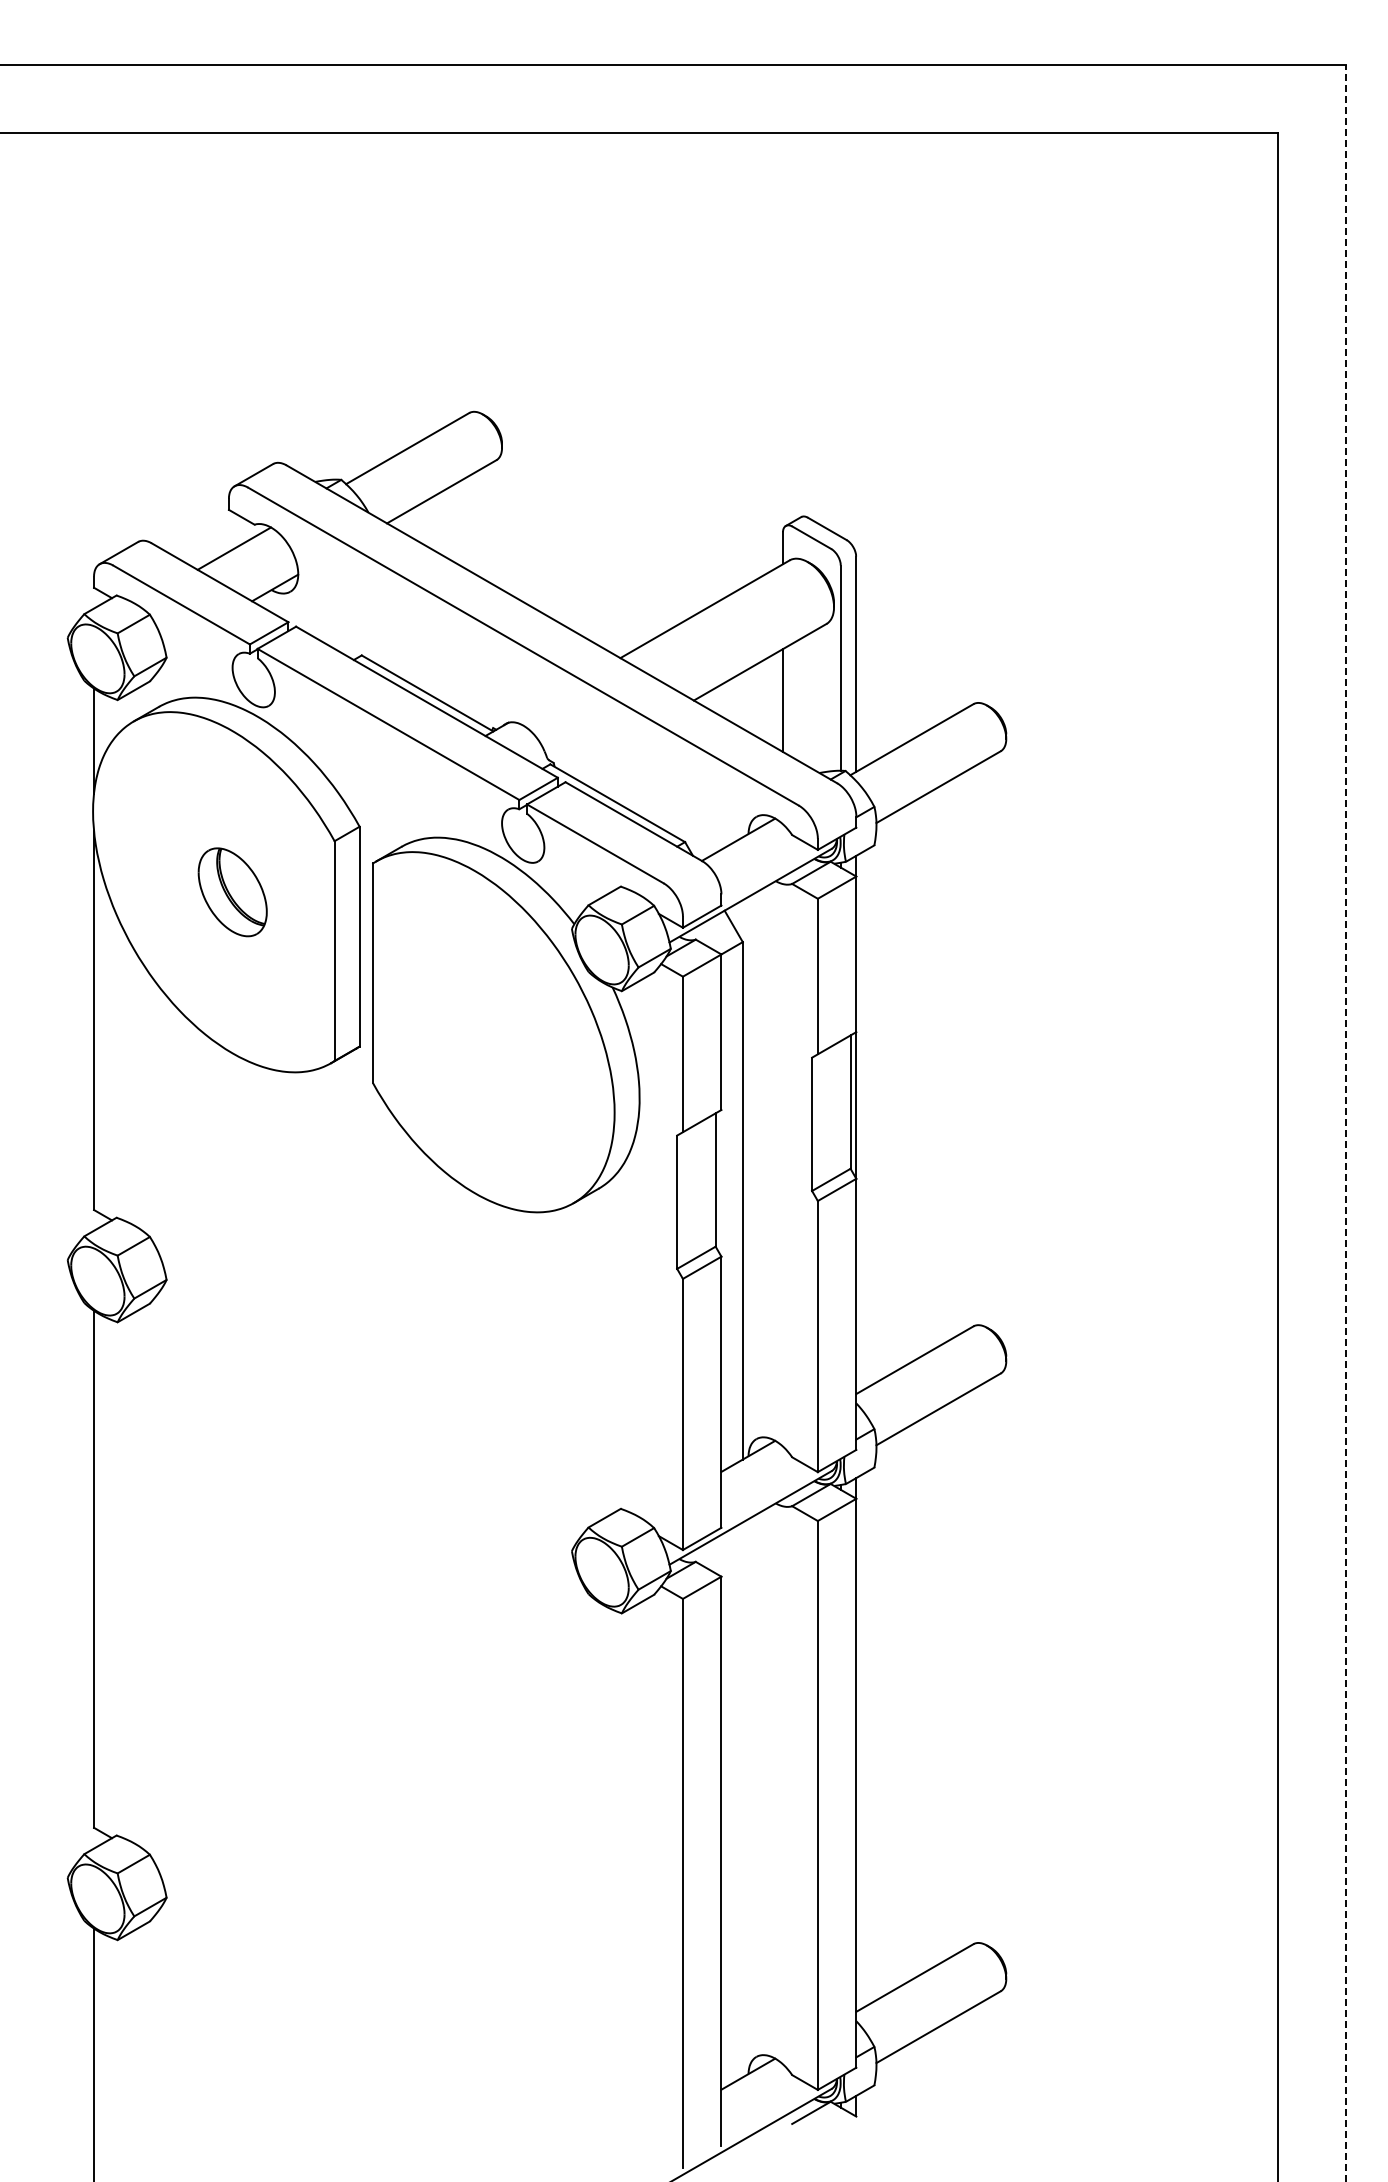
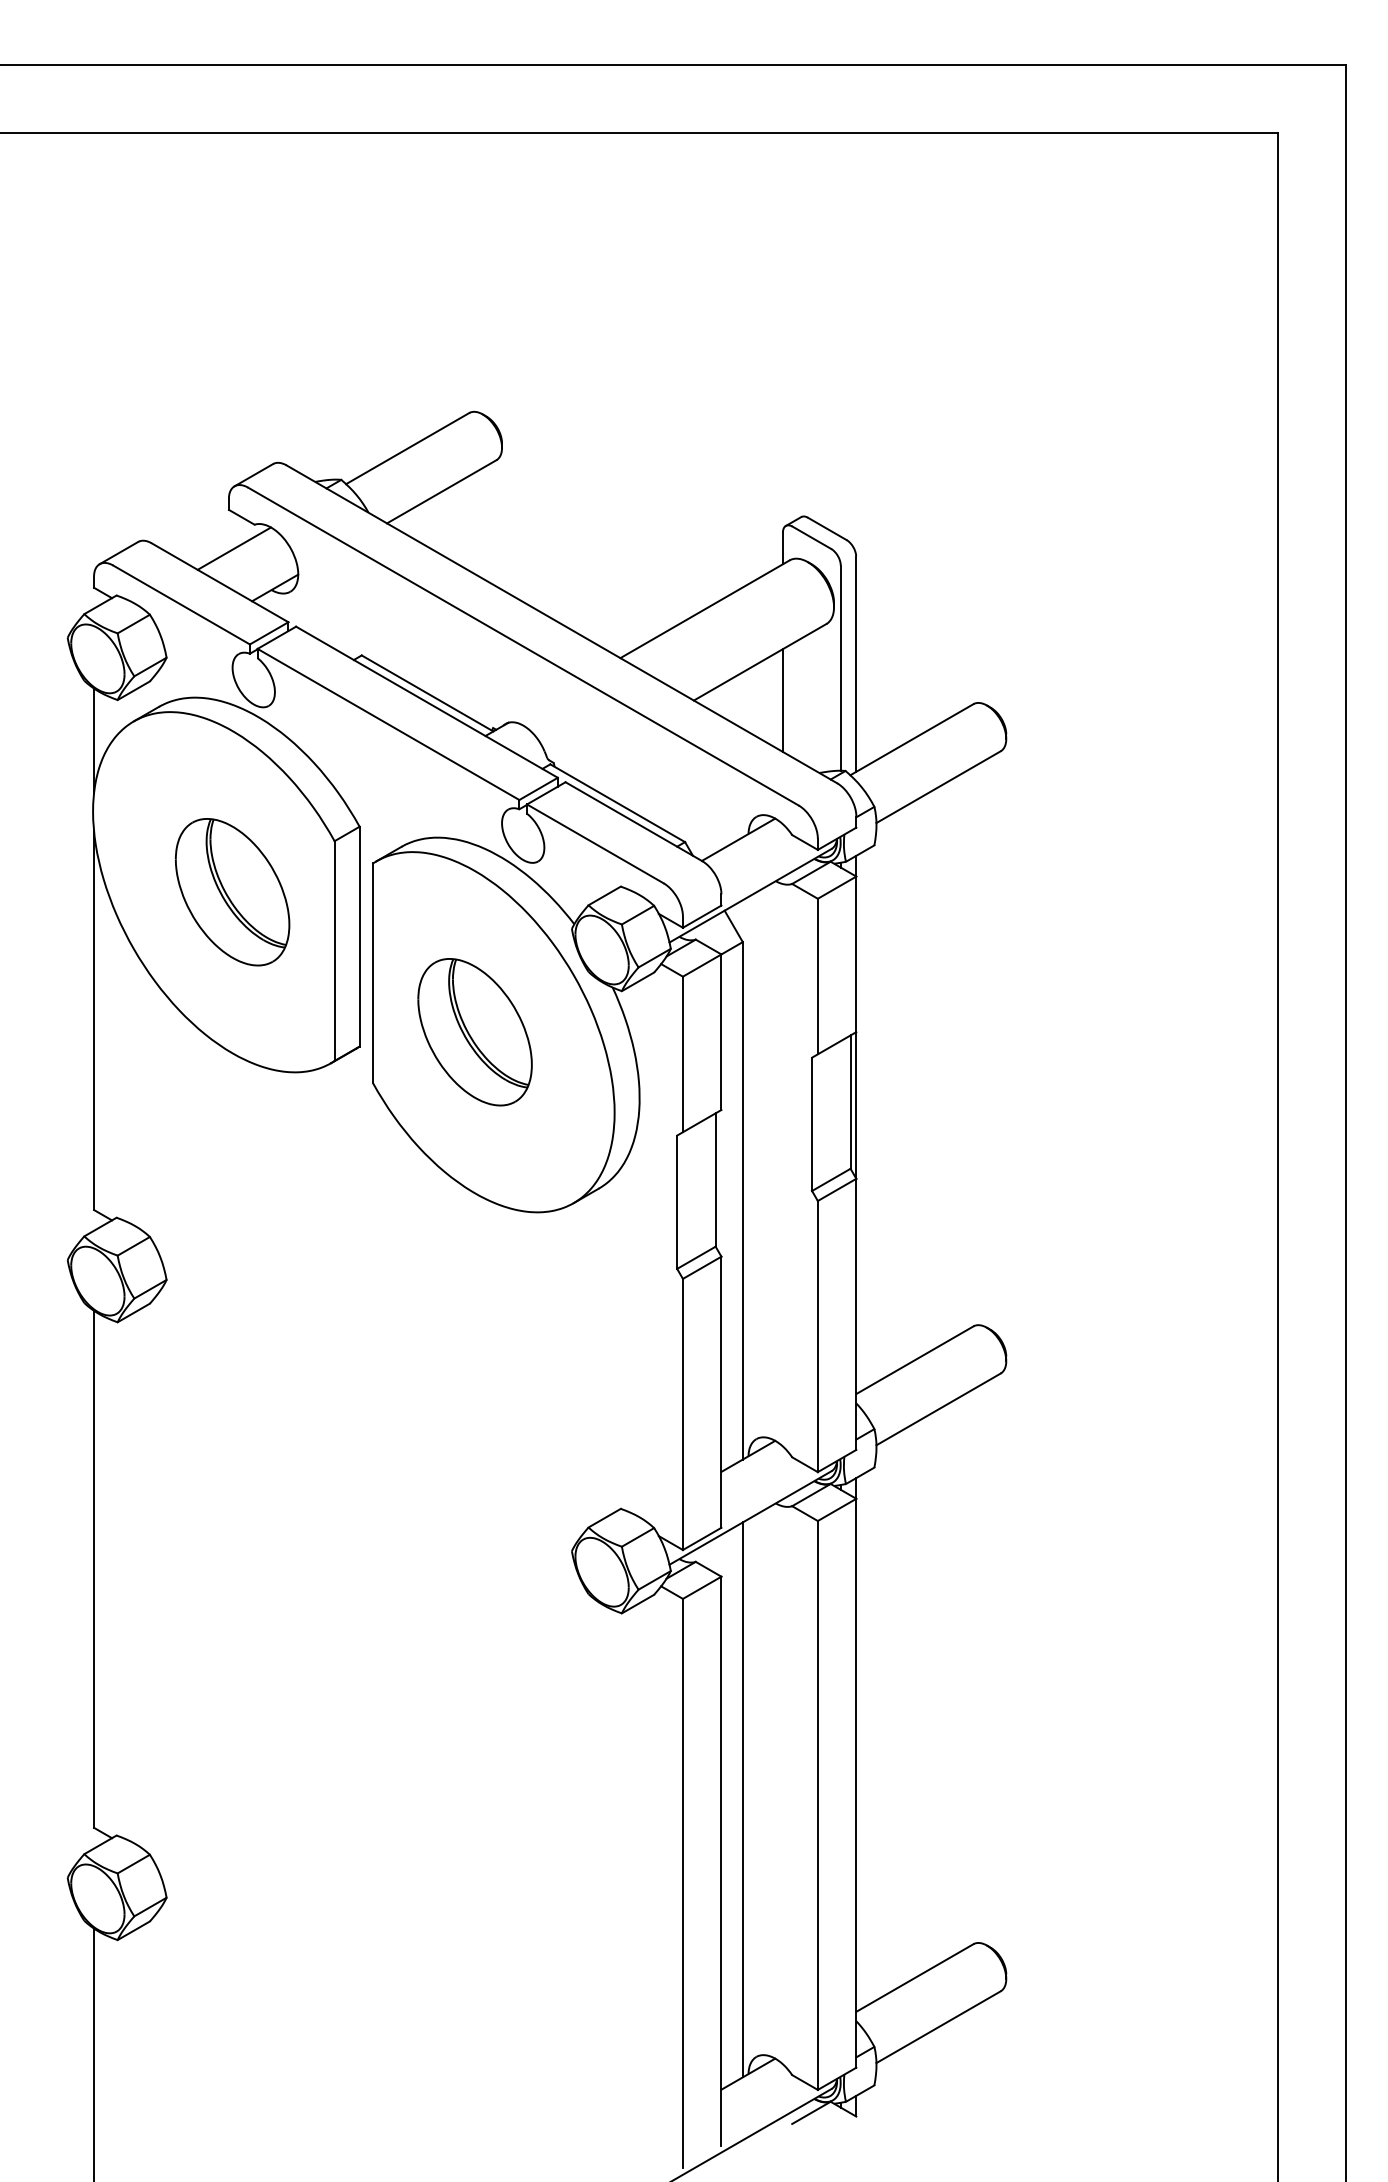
part size: 71x91 px -> 116x149 px (232, 892)
part: none -> present (474, 1032)
line: dashed -> solid (1346, 1123)
line: none -> present (742, 1799)
